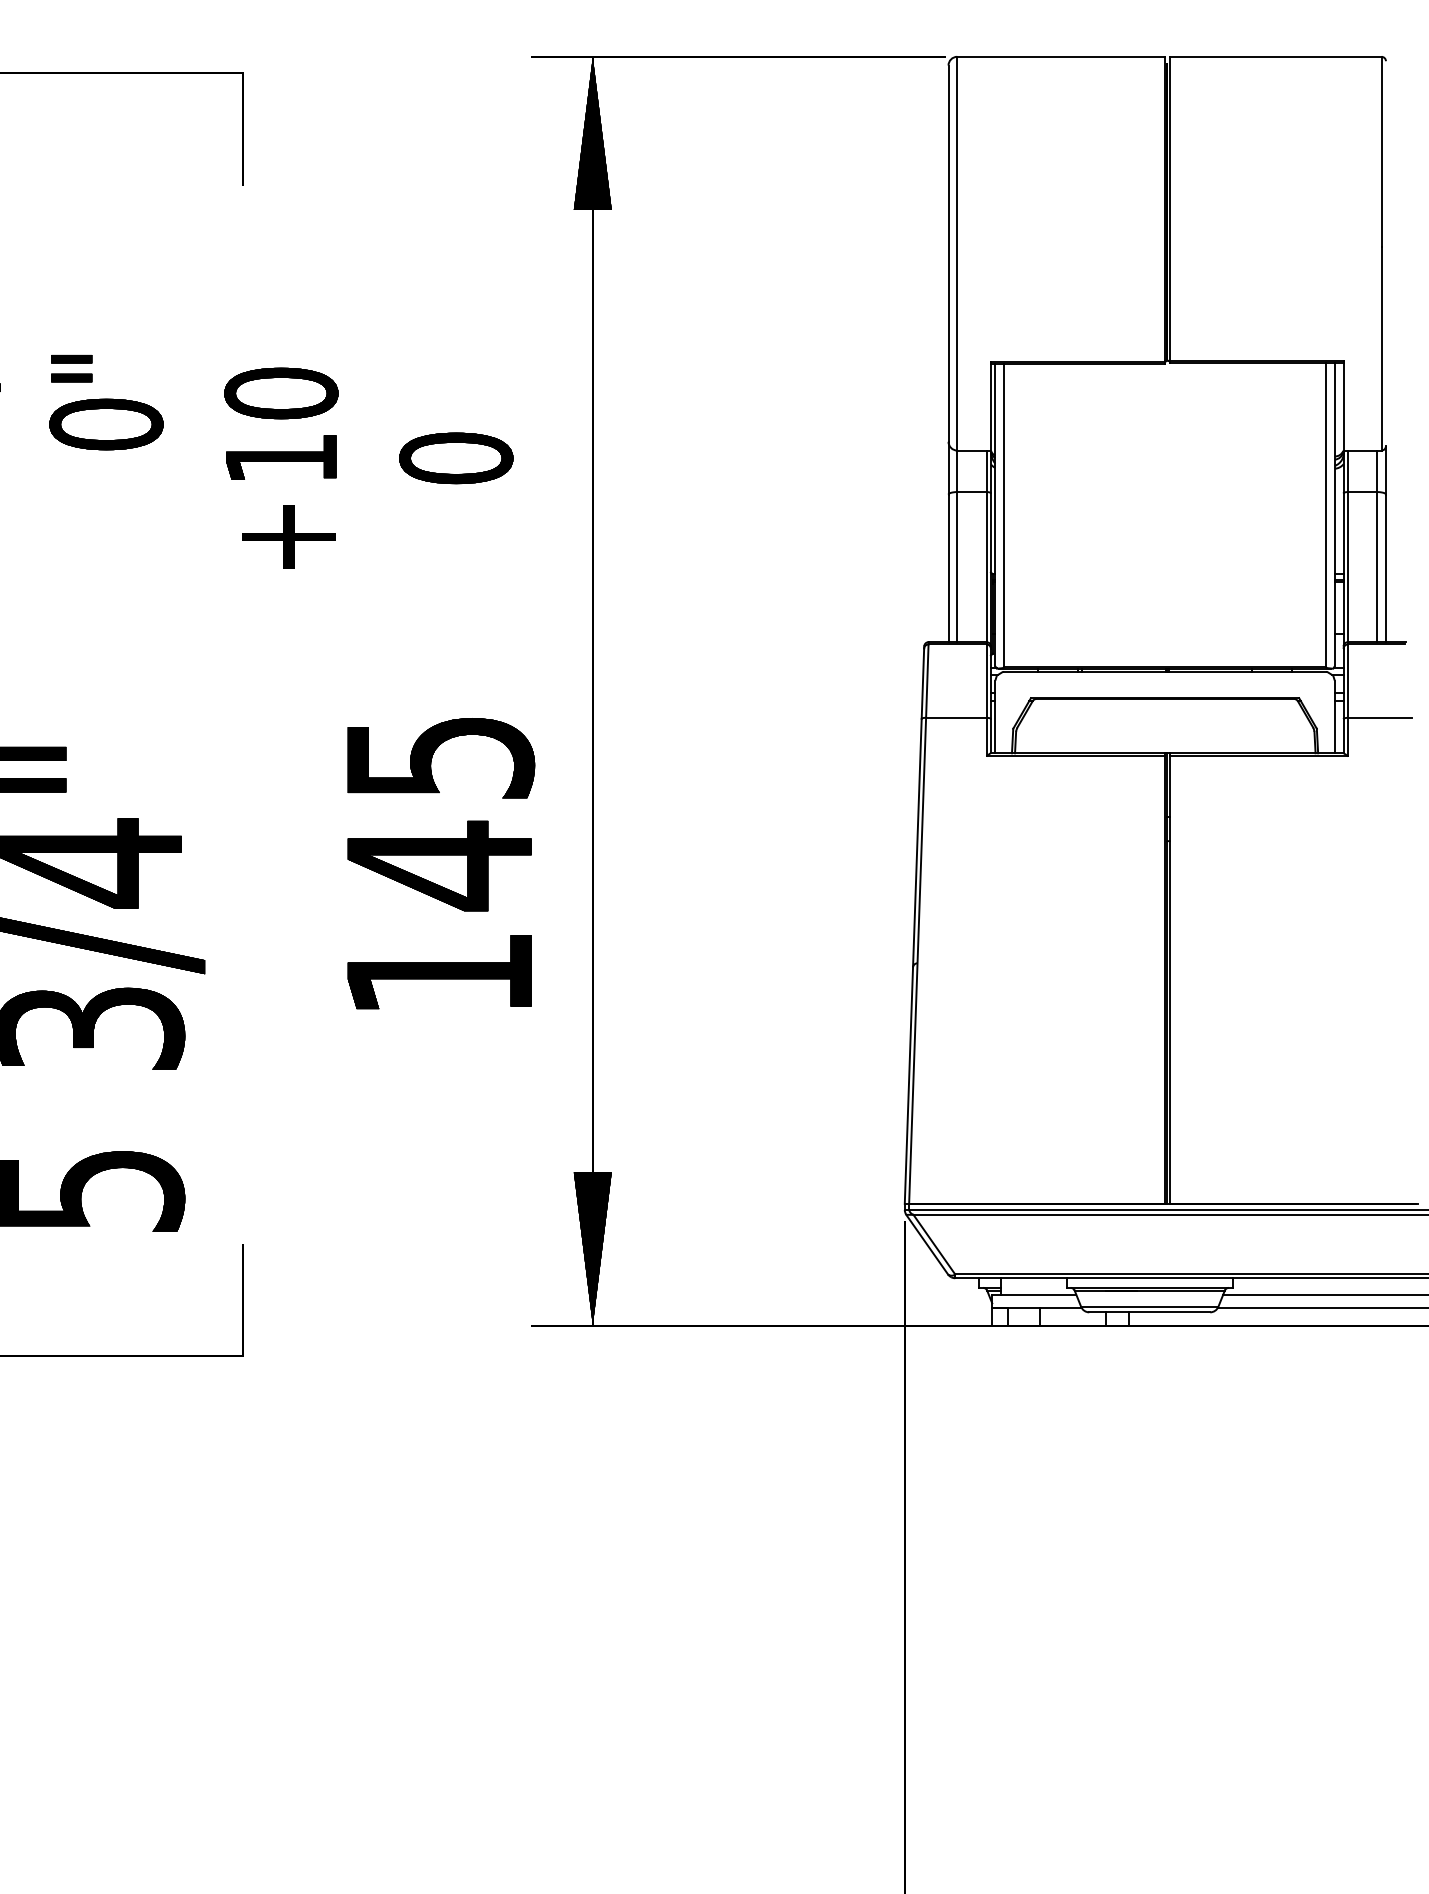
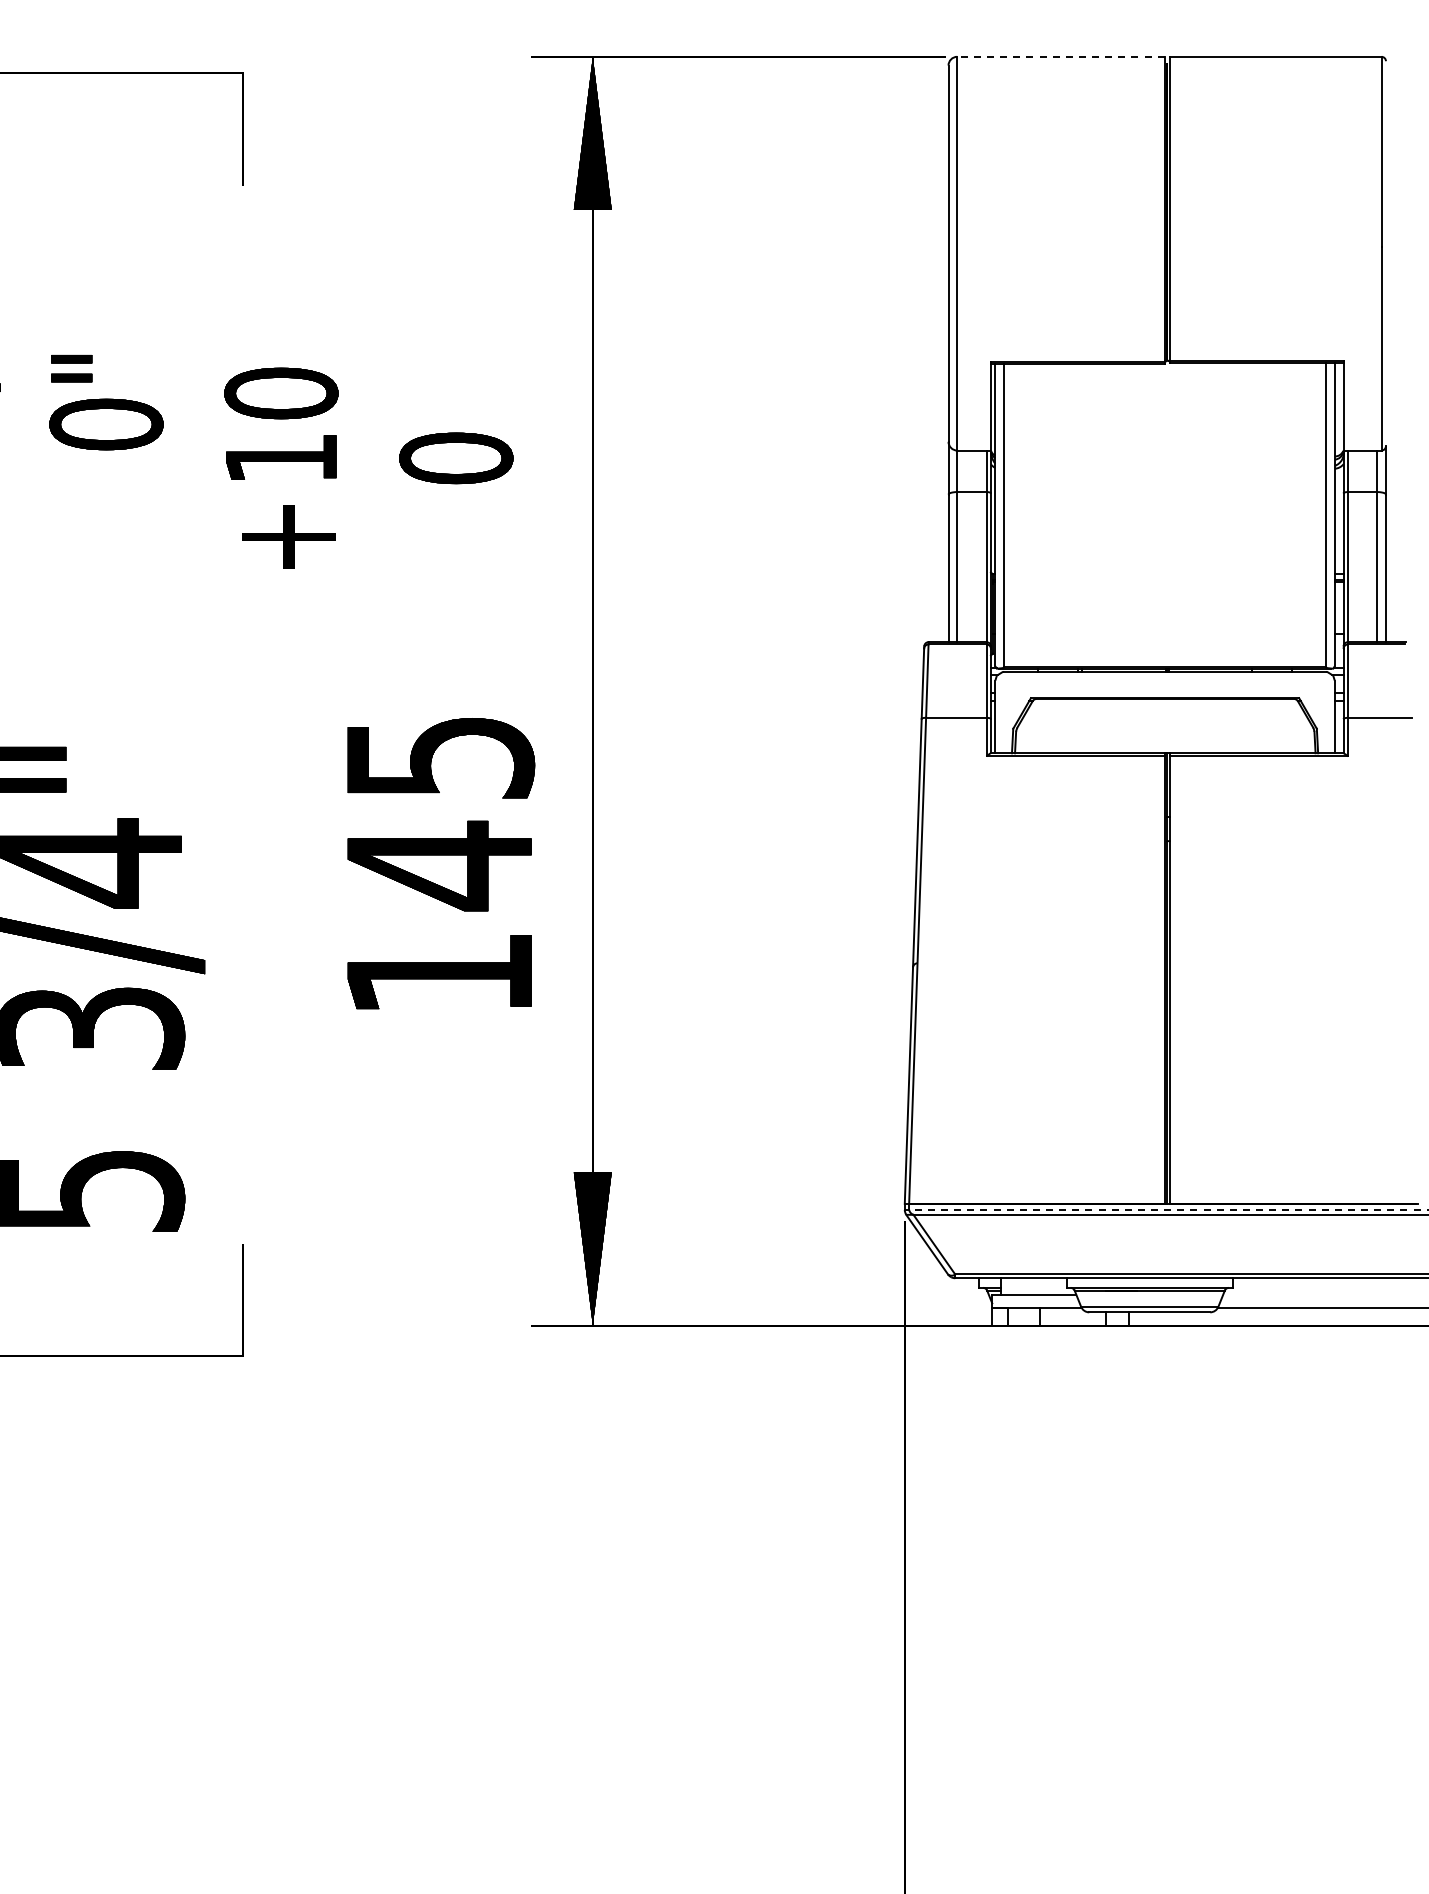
line: solid -> dashed (1060, 56)
line: solid -> dashed (1168, 1209)
line: present -> none (1324, 1294)
